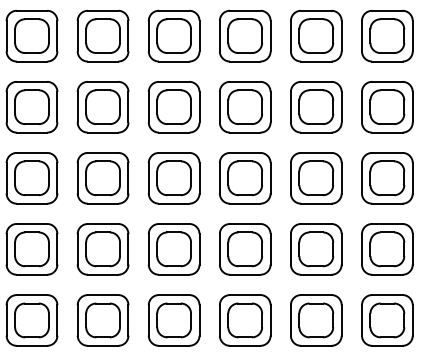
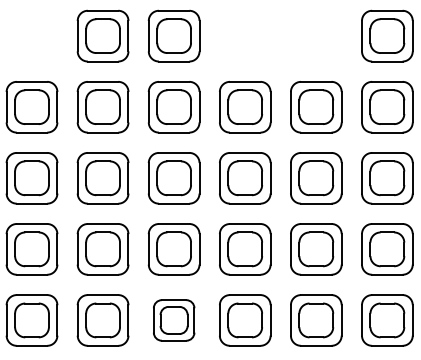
part: present -> none (31, 35)
part: present -> none (245, 35)
part: present -> none (316, 35)
part size: 54x53 px -> 43x43 px (174, 320)
